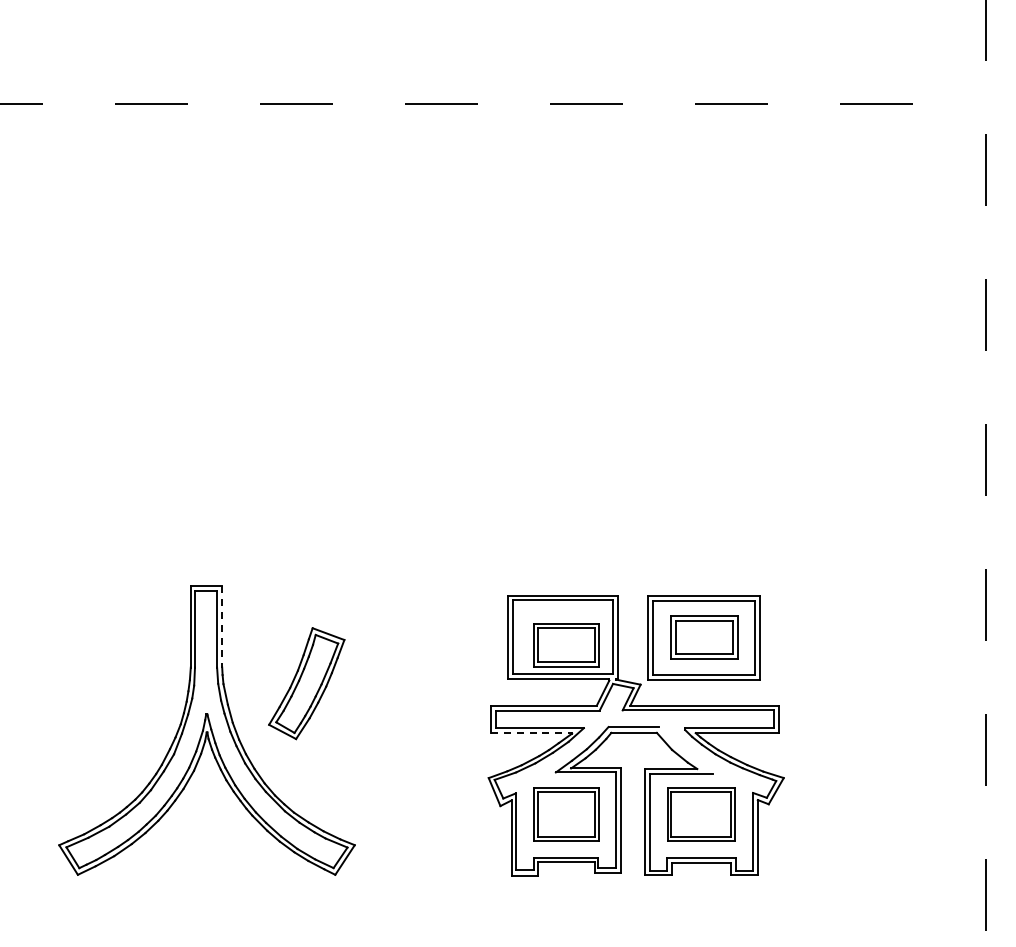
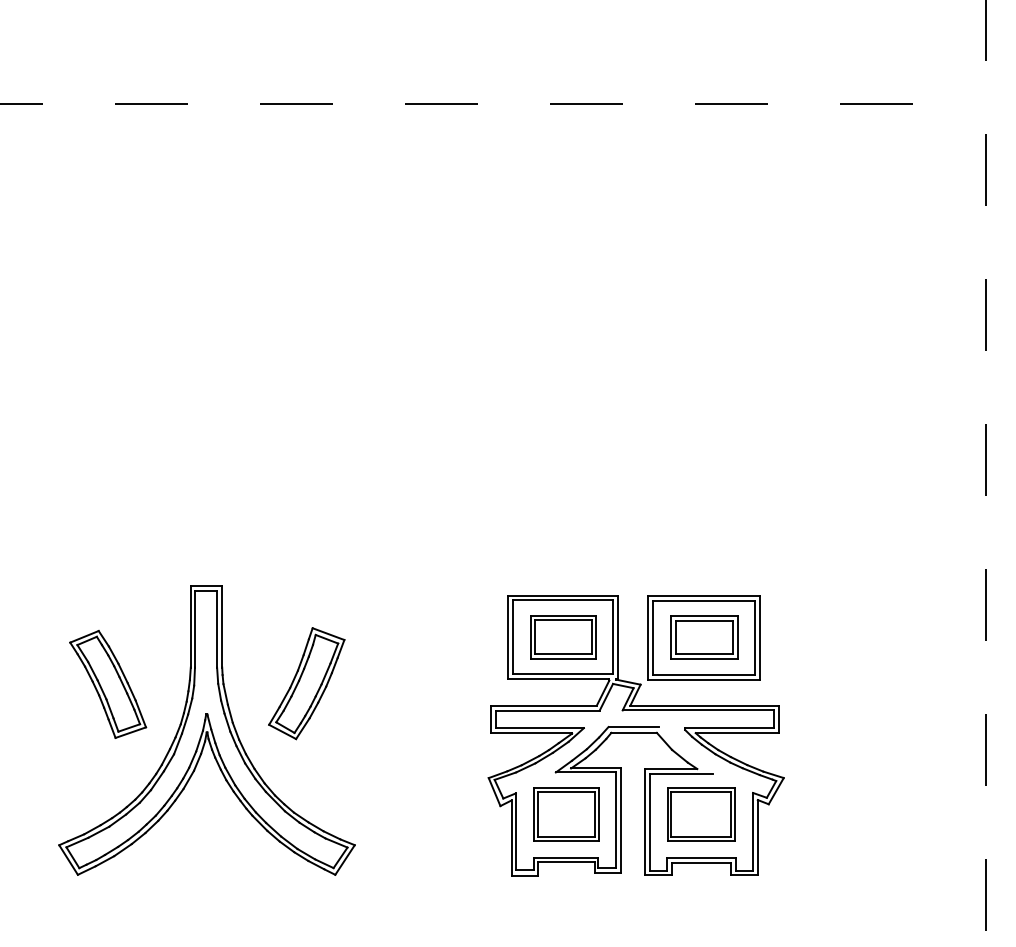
line: dashed -> solid (222, 626)
part position: (566, 645) -> (563, 637) (563, 637)
part: none -> present (108, 684)
line: dashed -> solid (531, 733)
